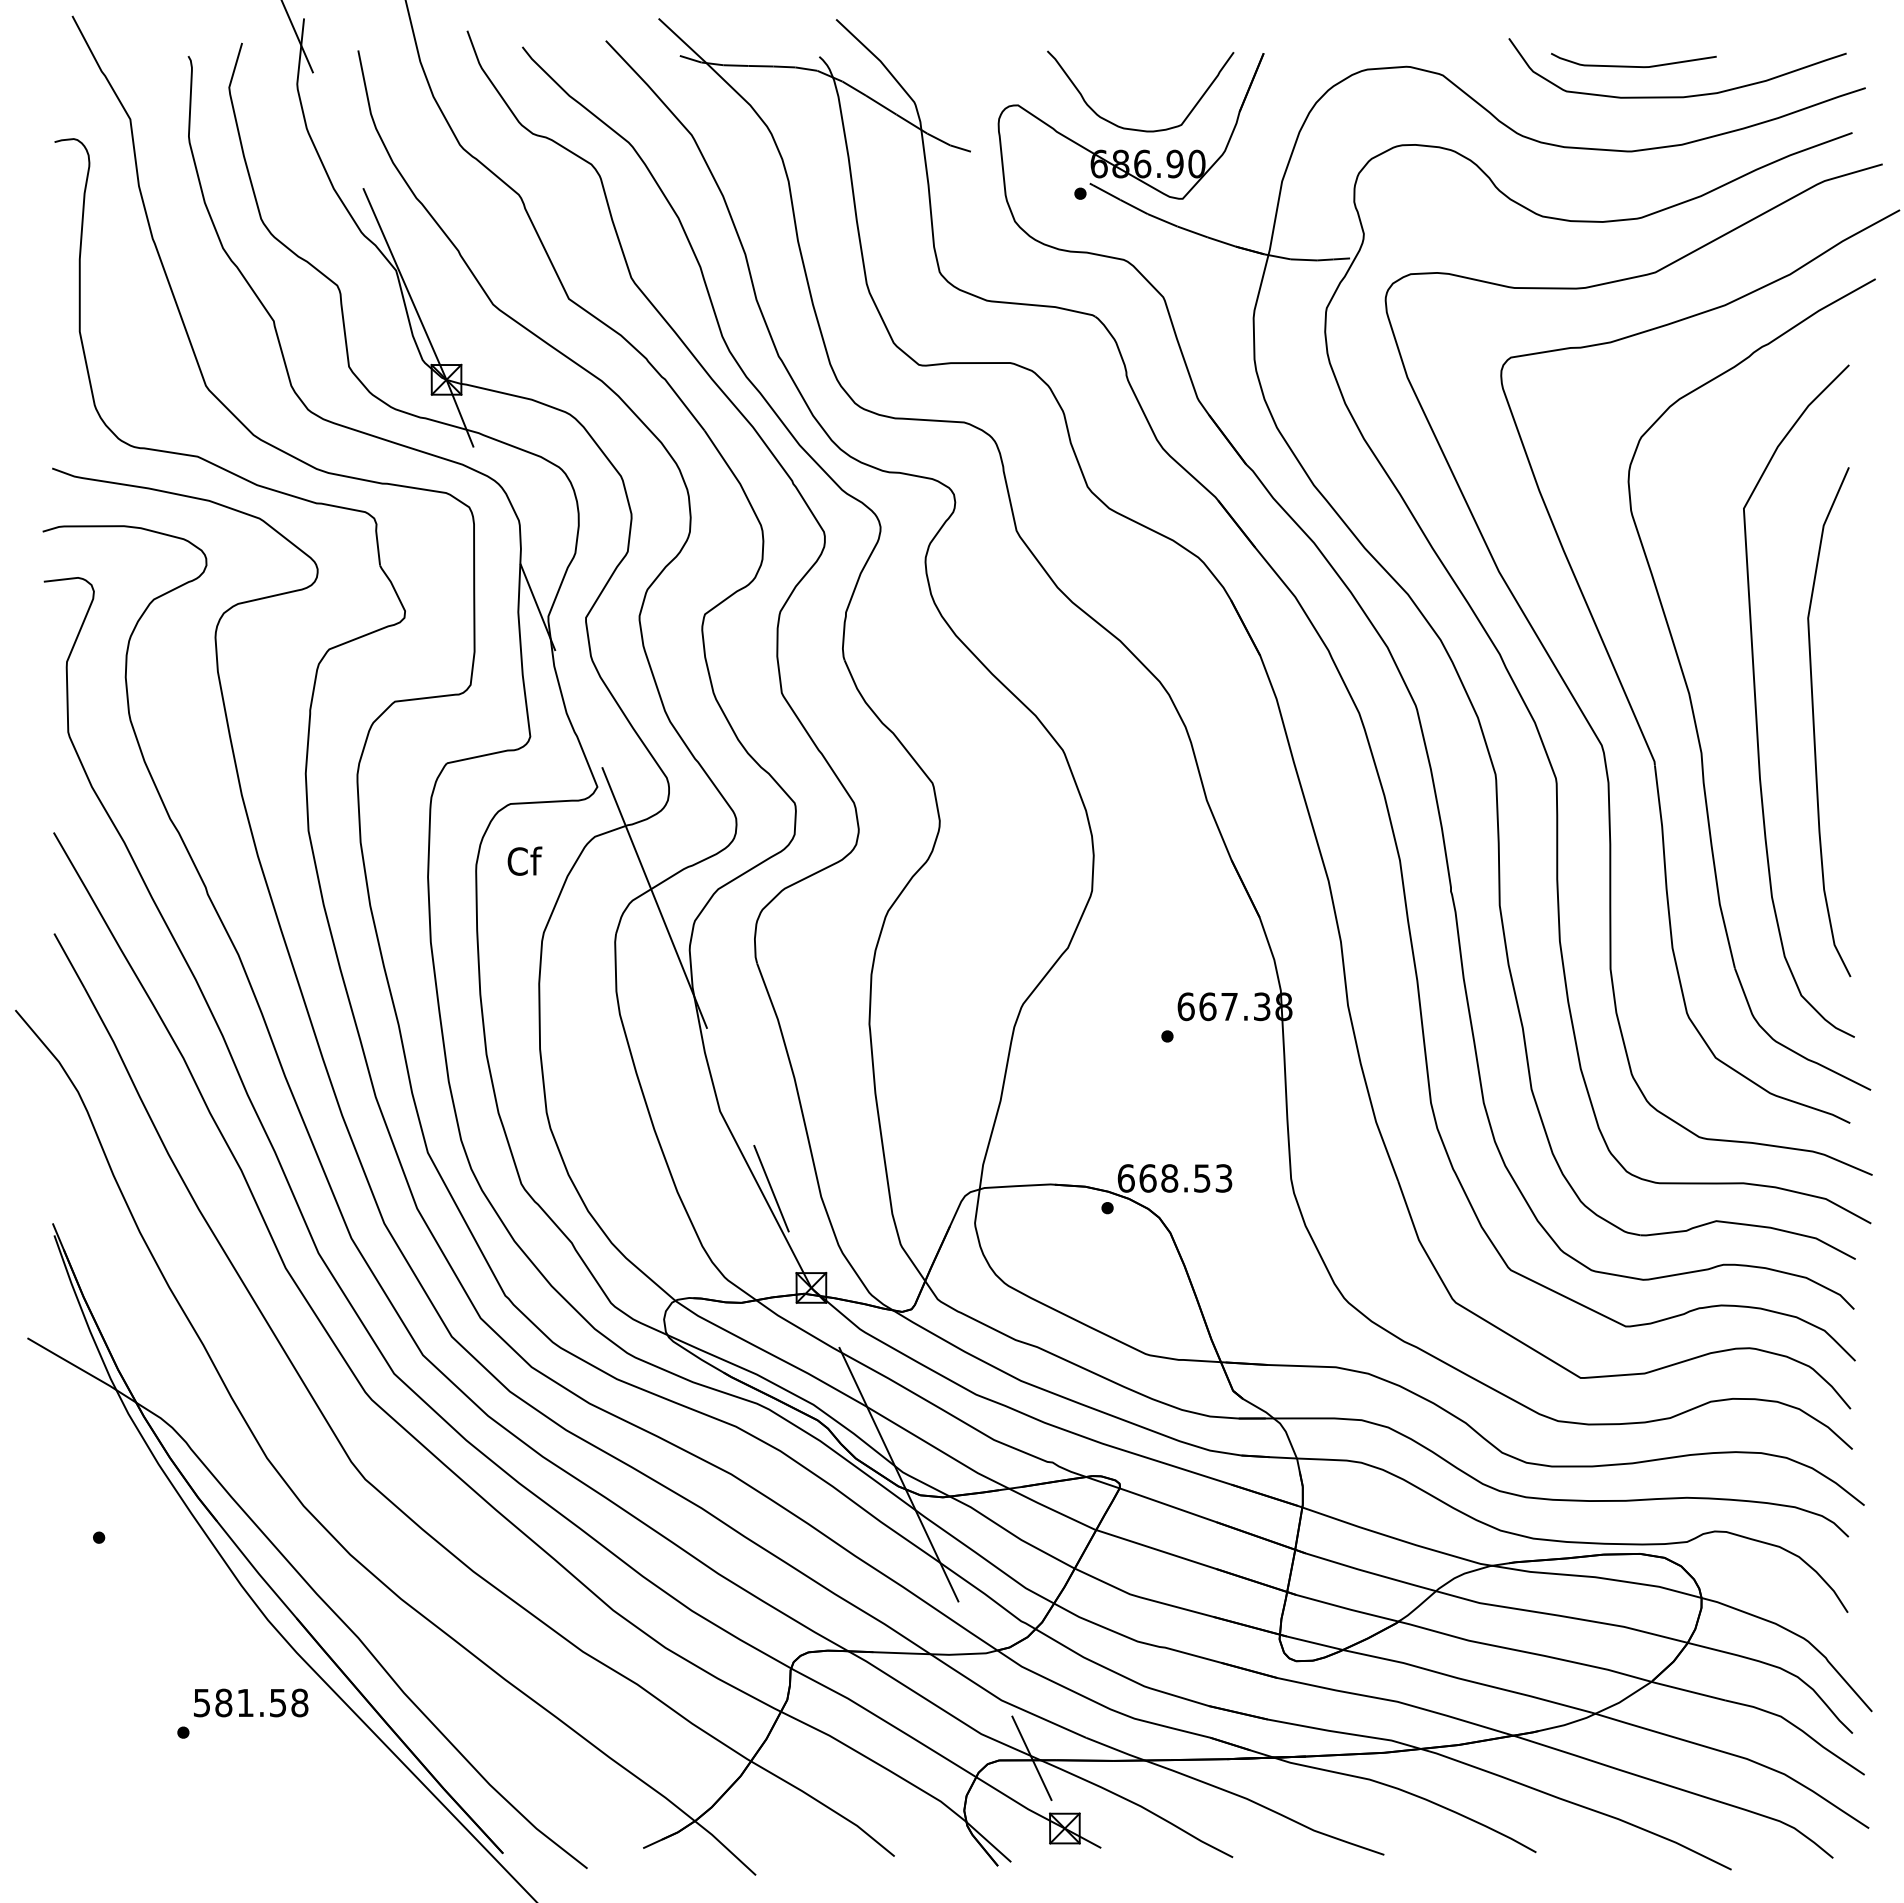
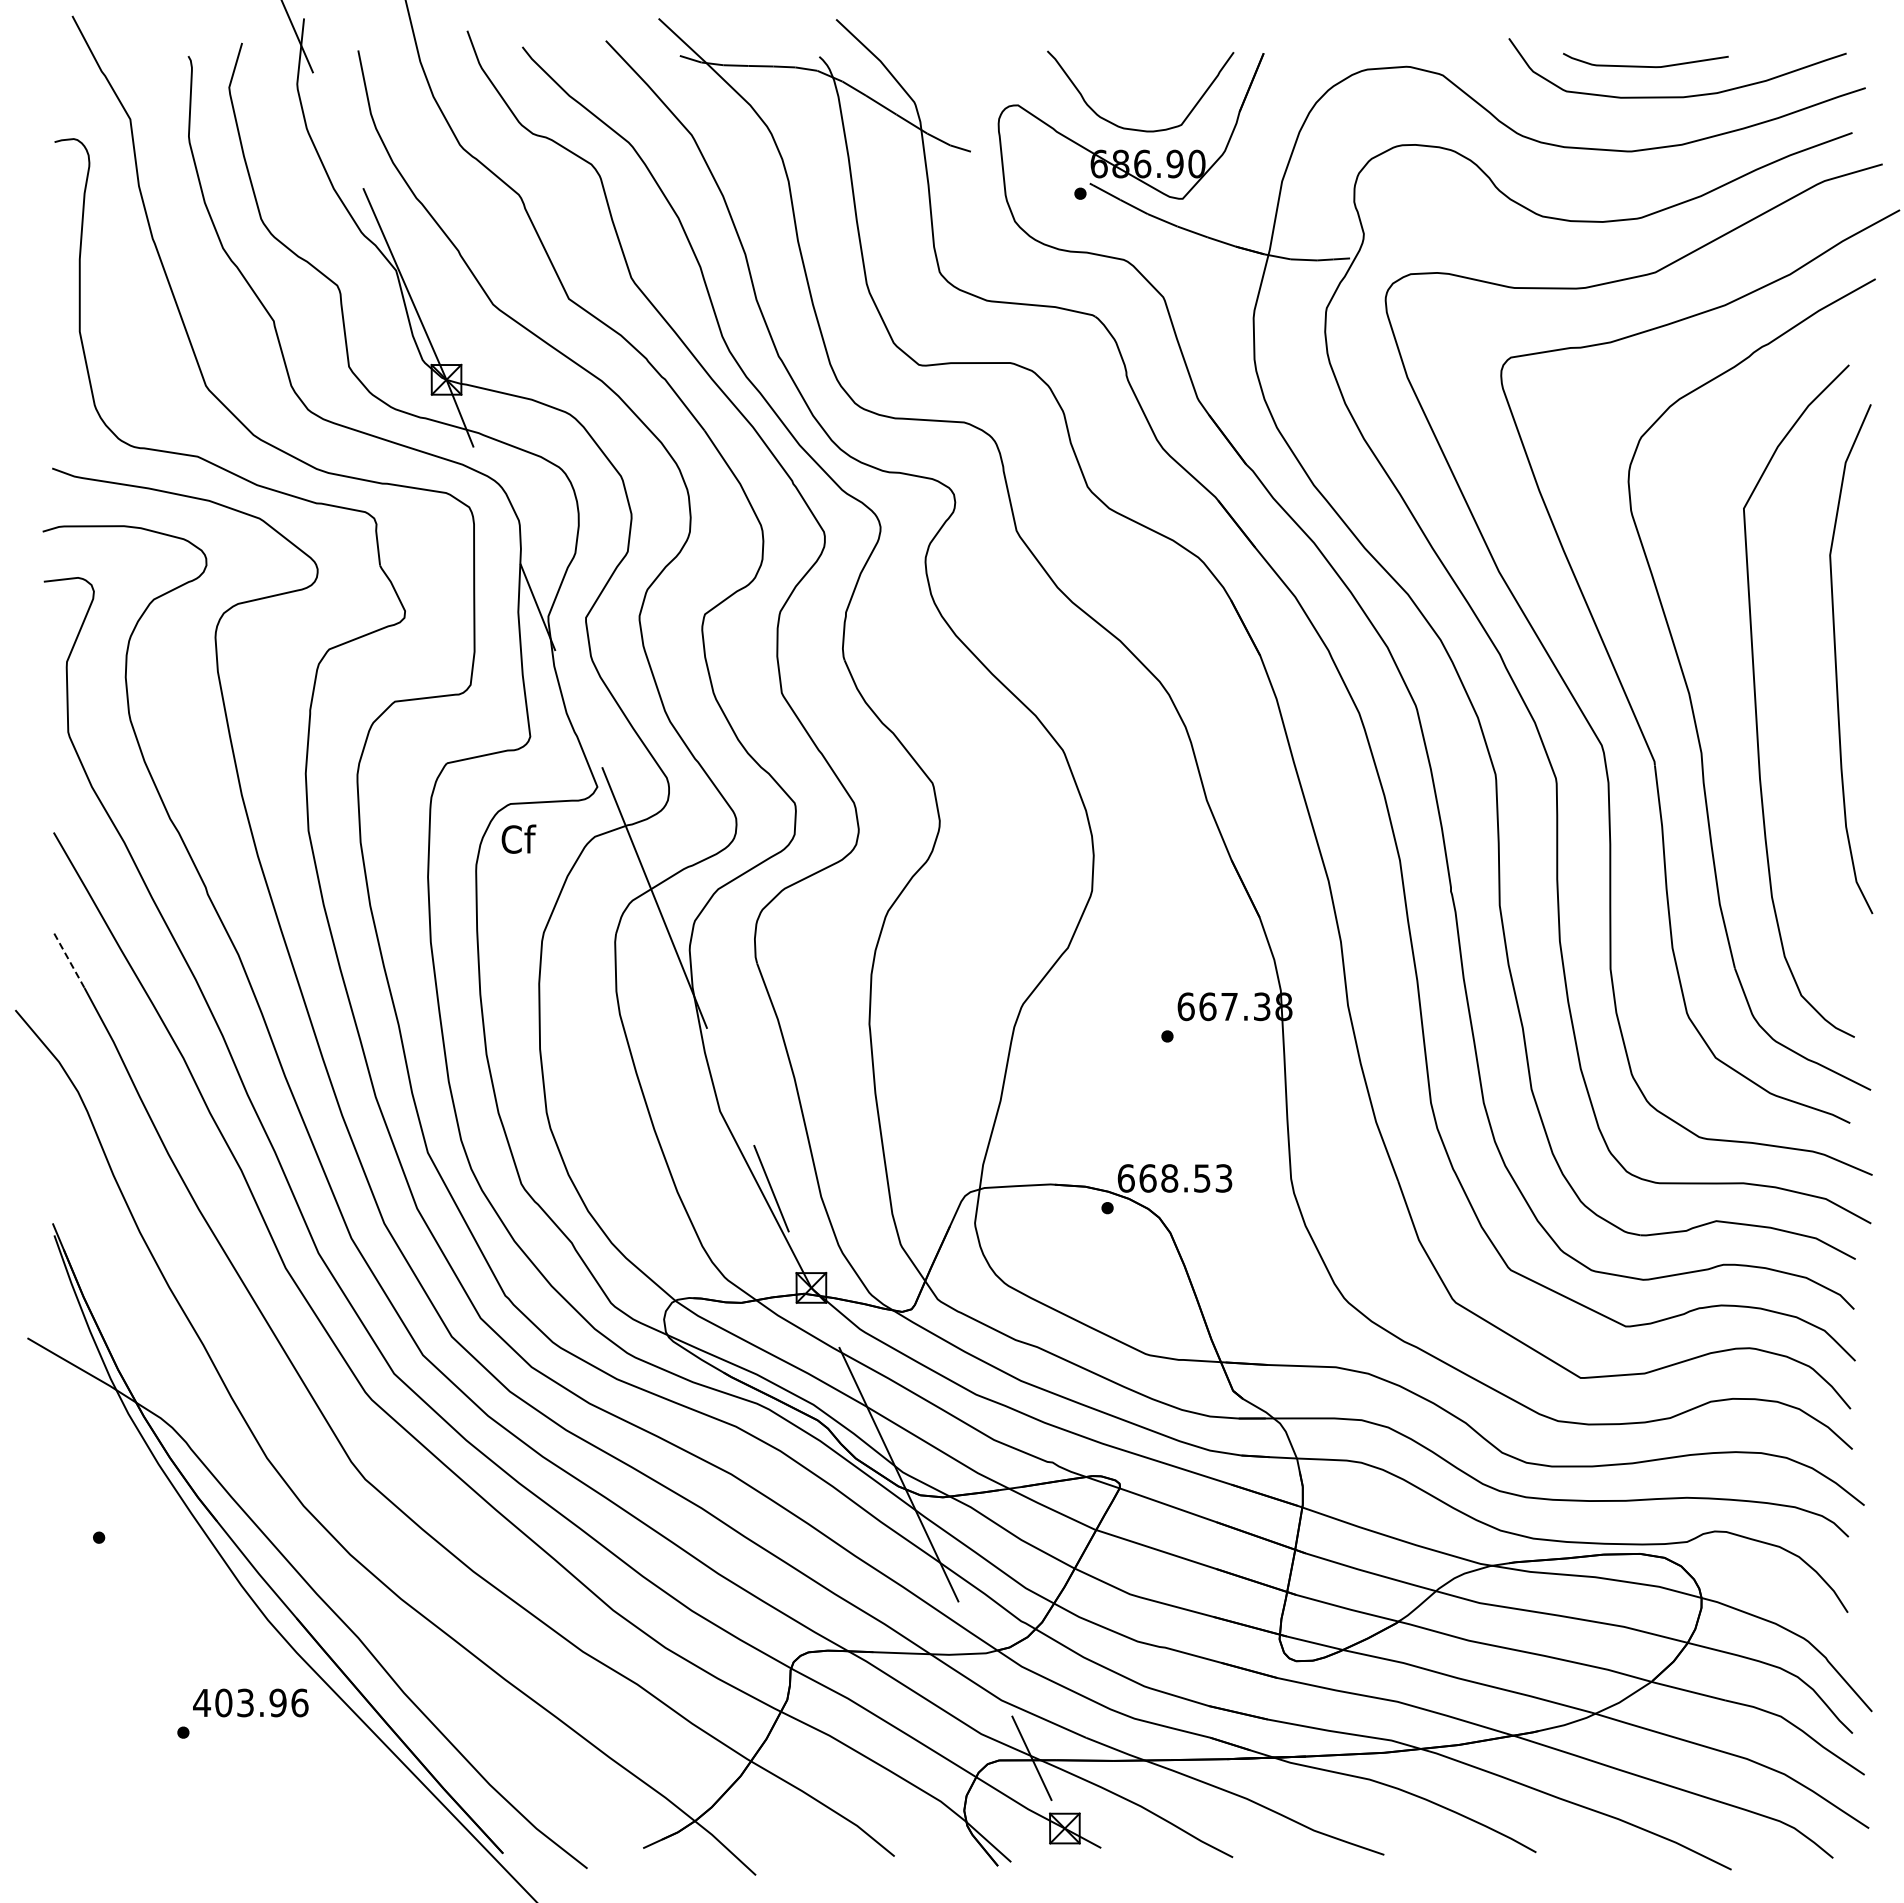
curve position: (1631, 65) -> (1643, 65) (1643, 65)
curve position: (1814, 722) -> (1836, 659) (1836, 659)
text position: (524, 860) -> (518, 838) (518, 838)
line: solid -> dashed (69, 961)
text: 581.58 -> 403.96 (250, 1702)
